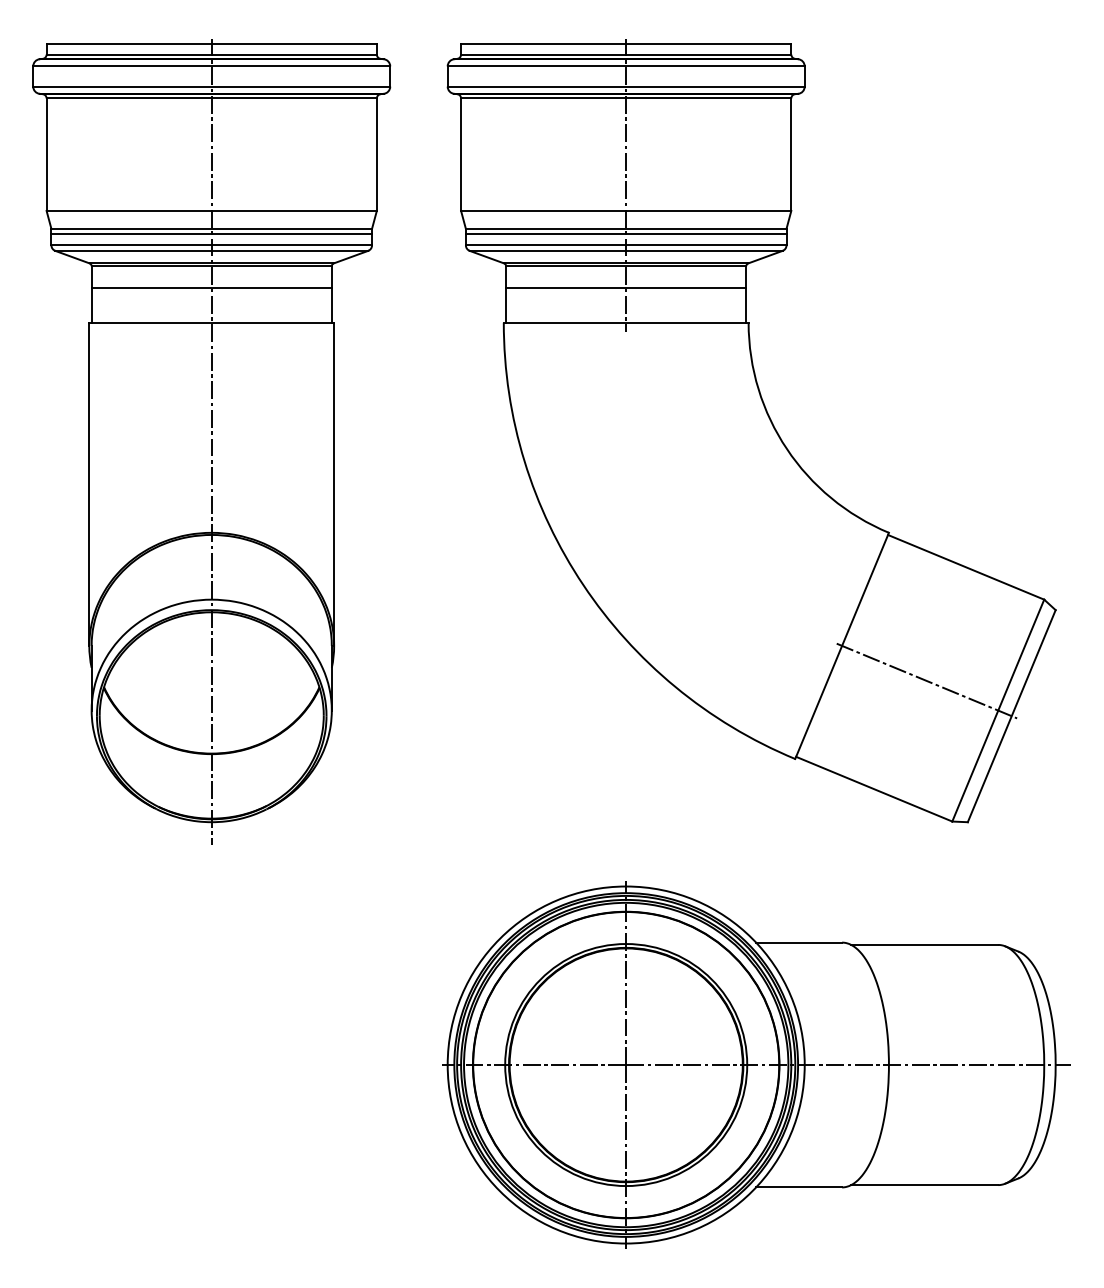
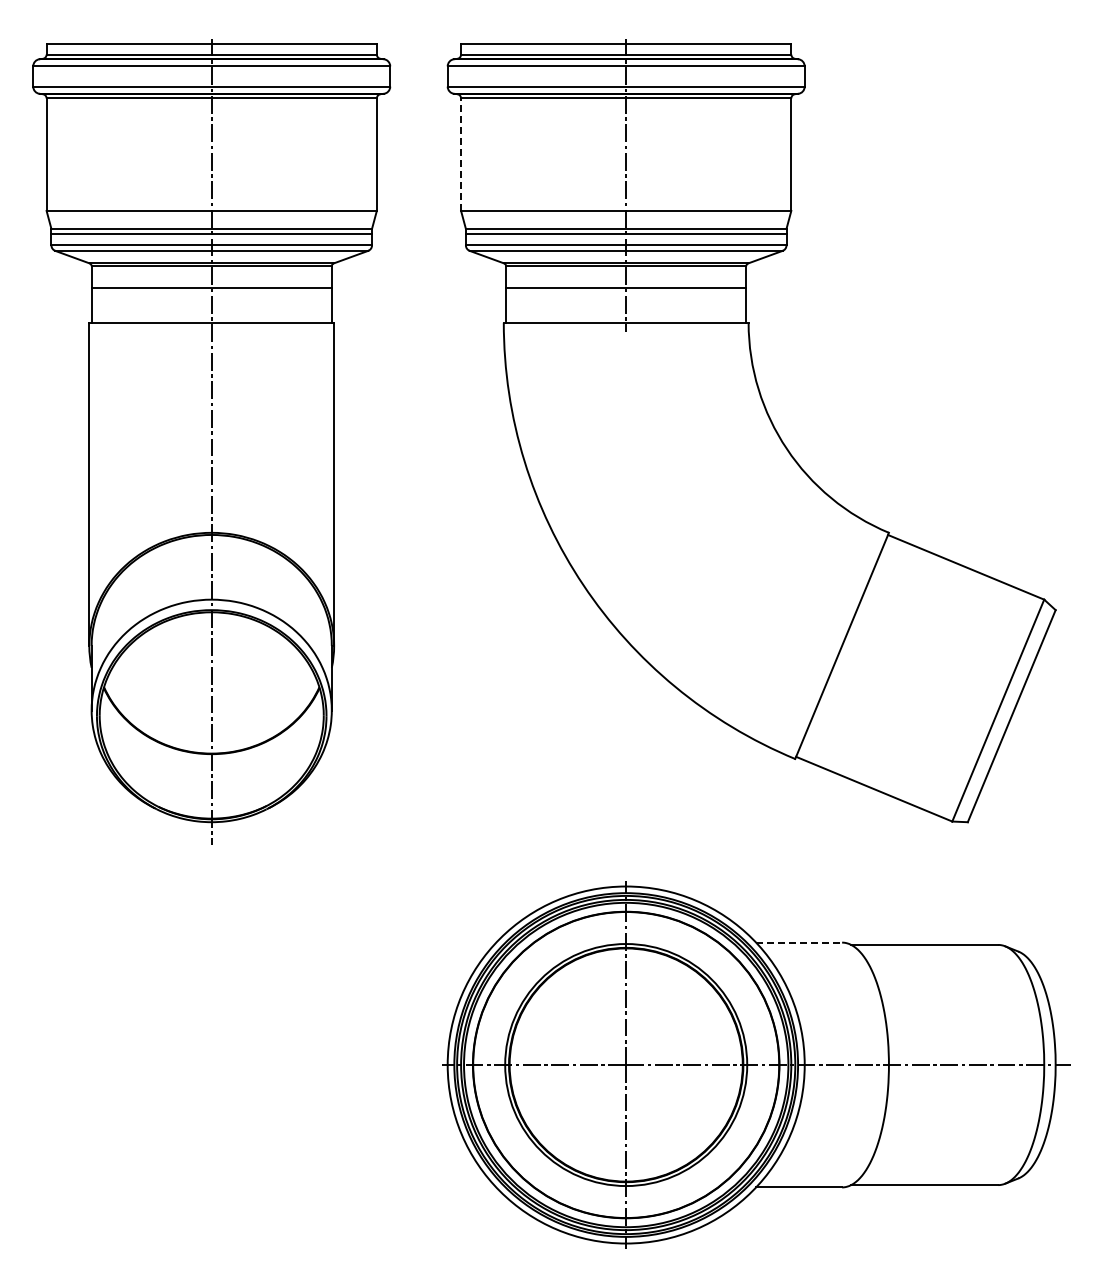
line: solid -> dashed (461, 154)
line: present -> none (926, 680)
line: solid -> dashed (799, 942)
